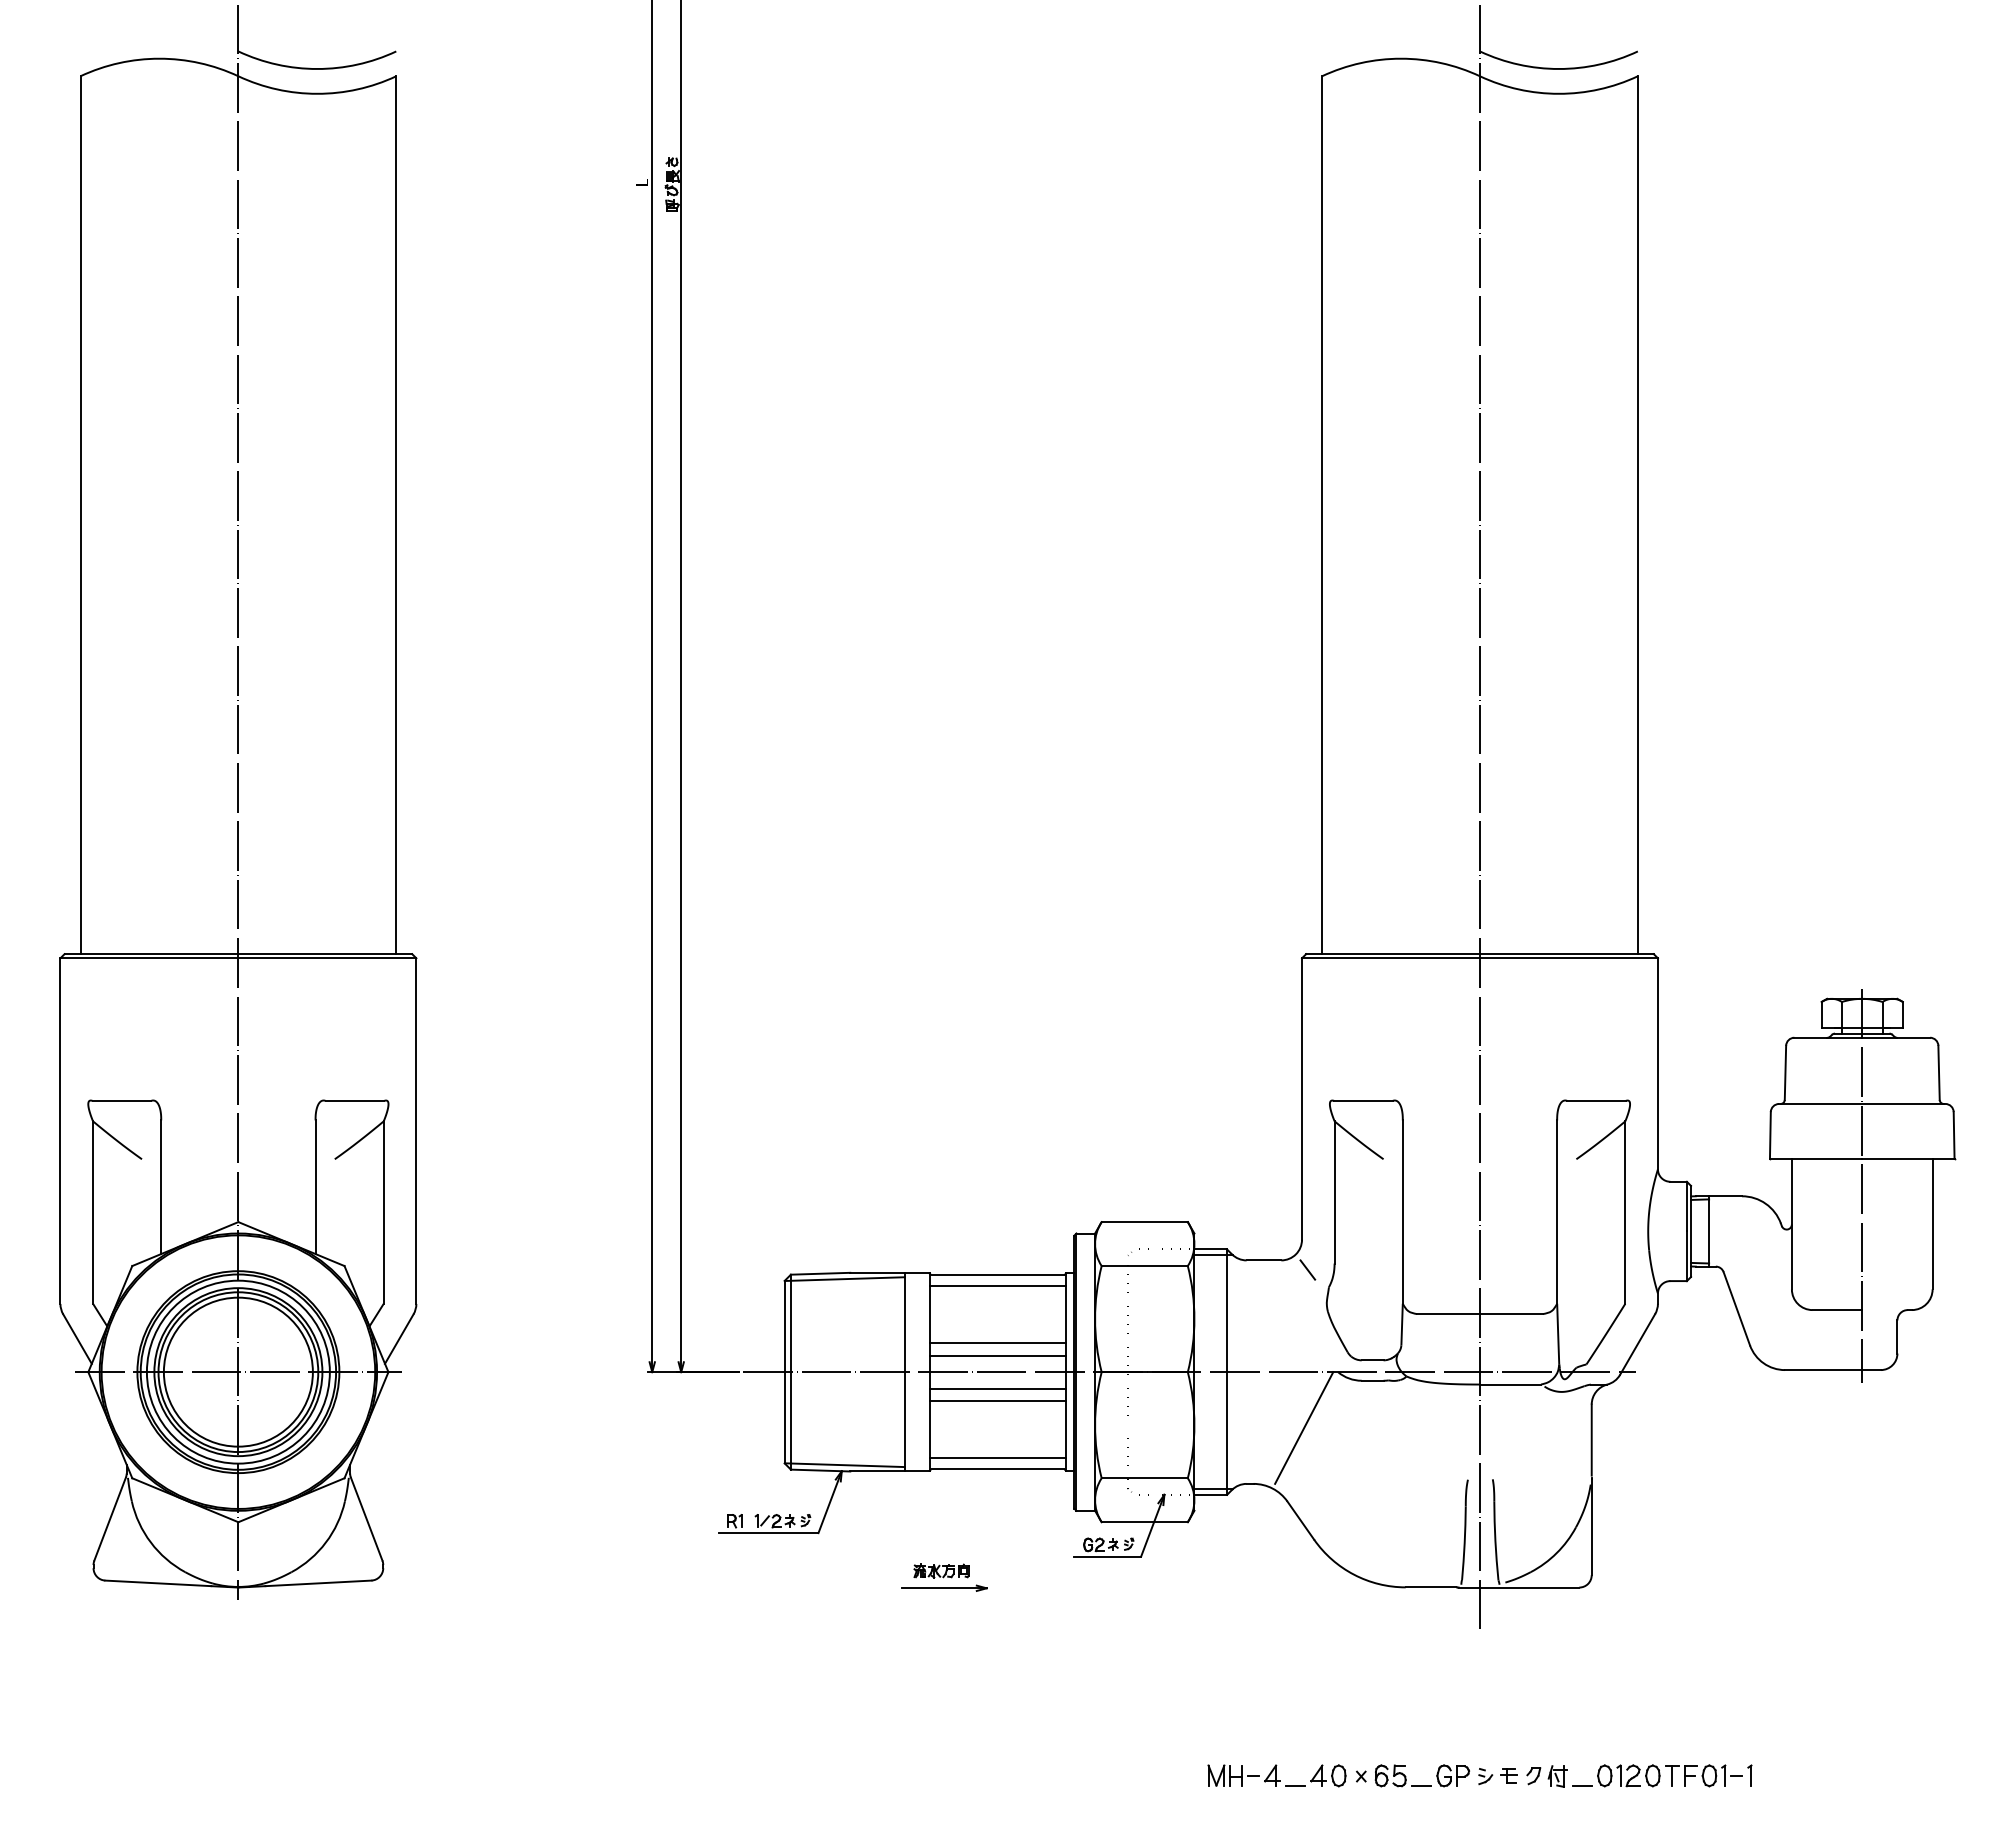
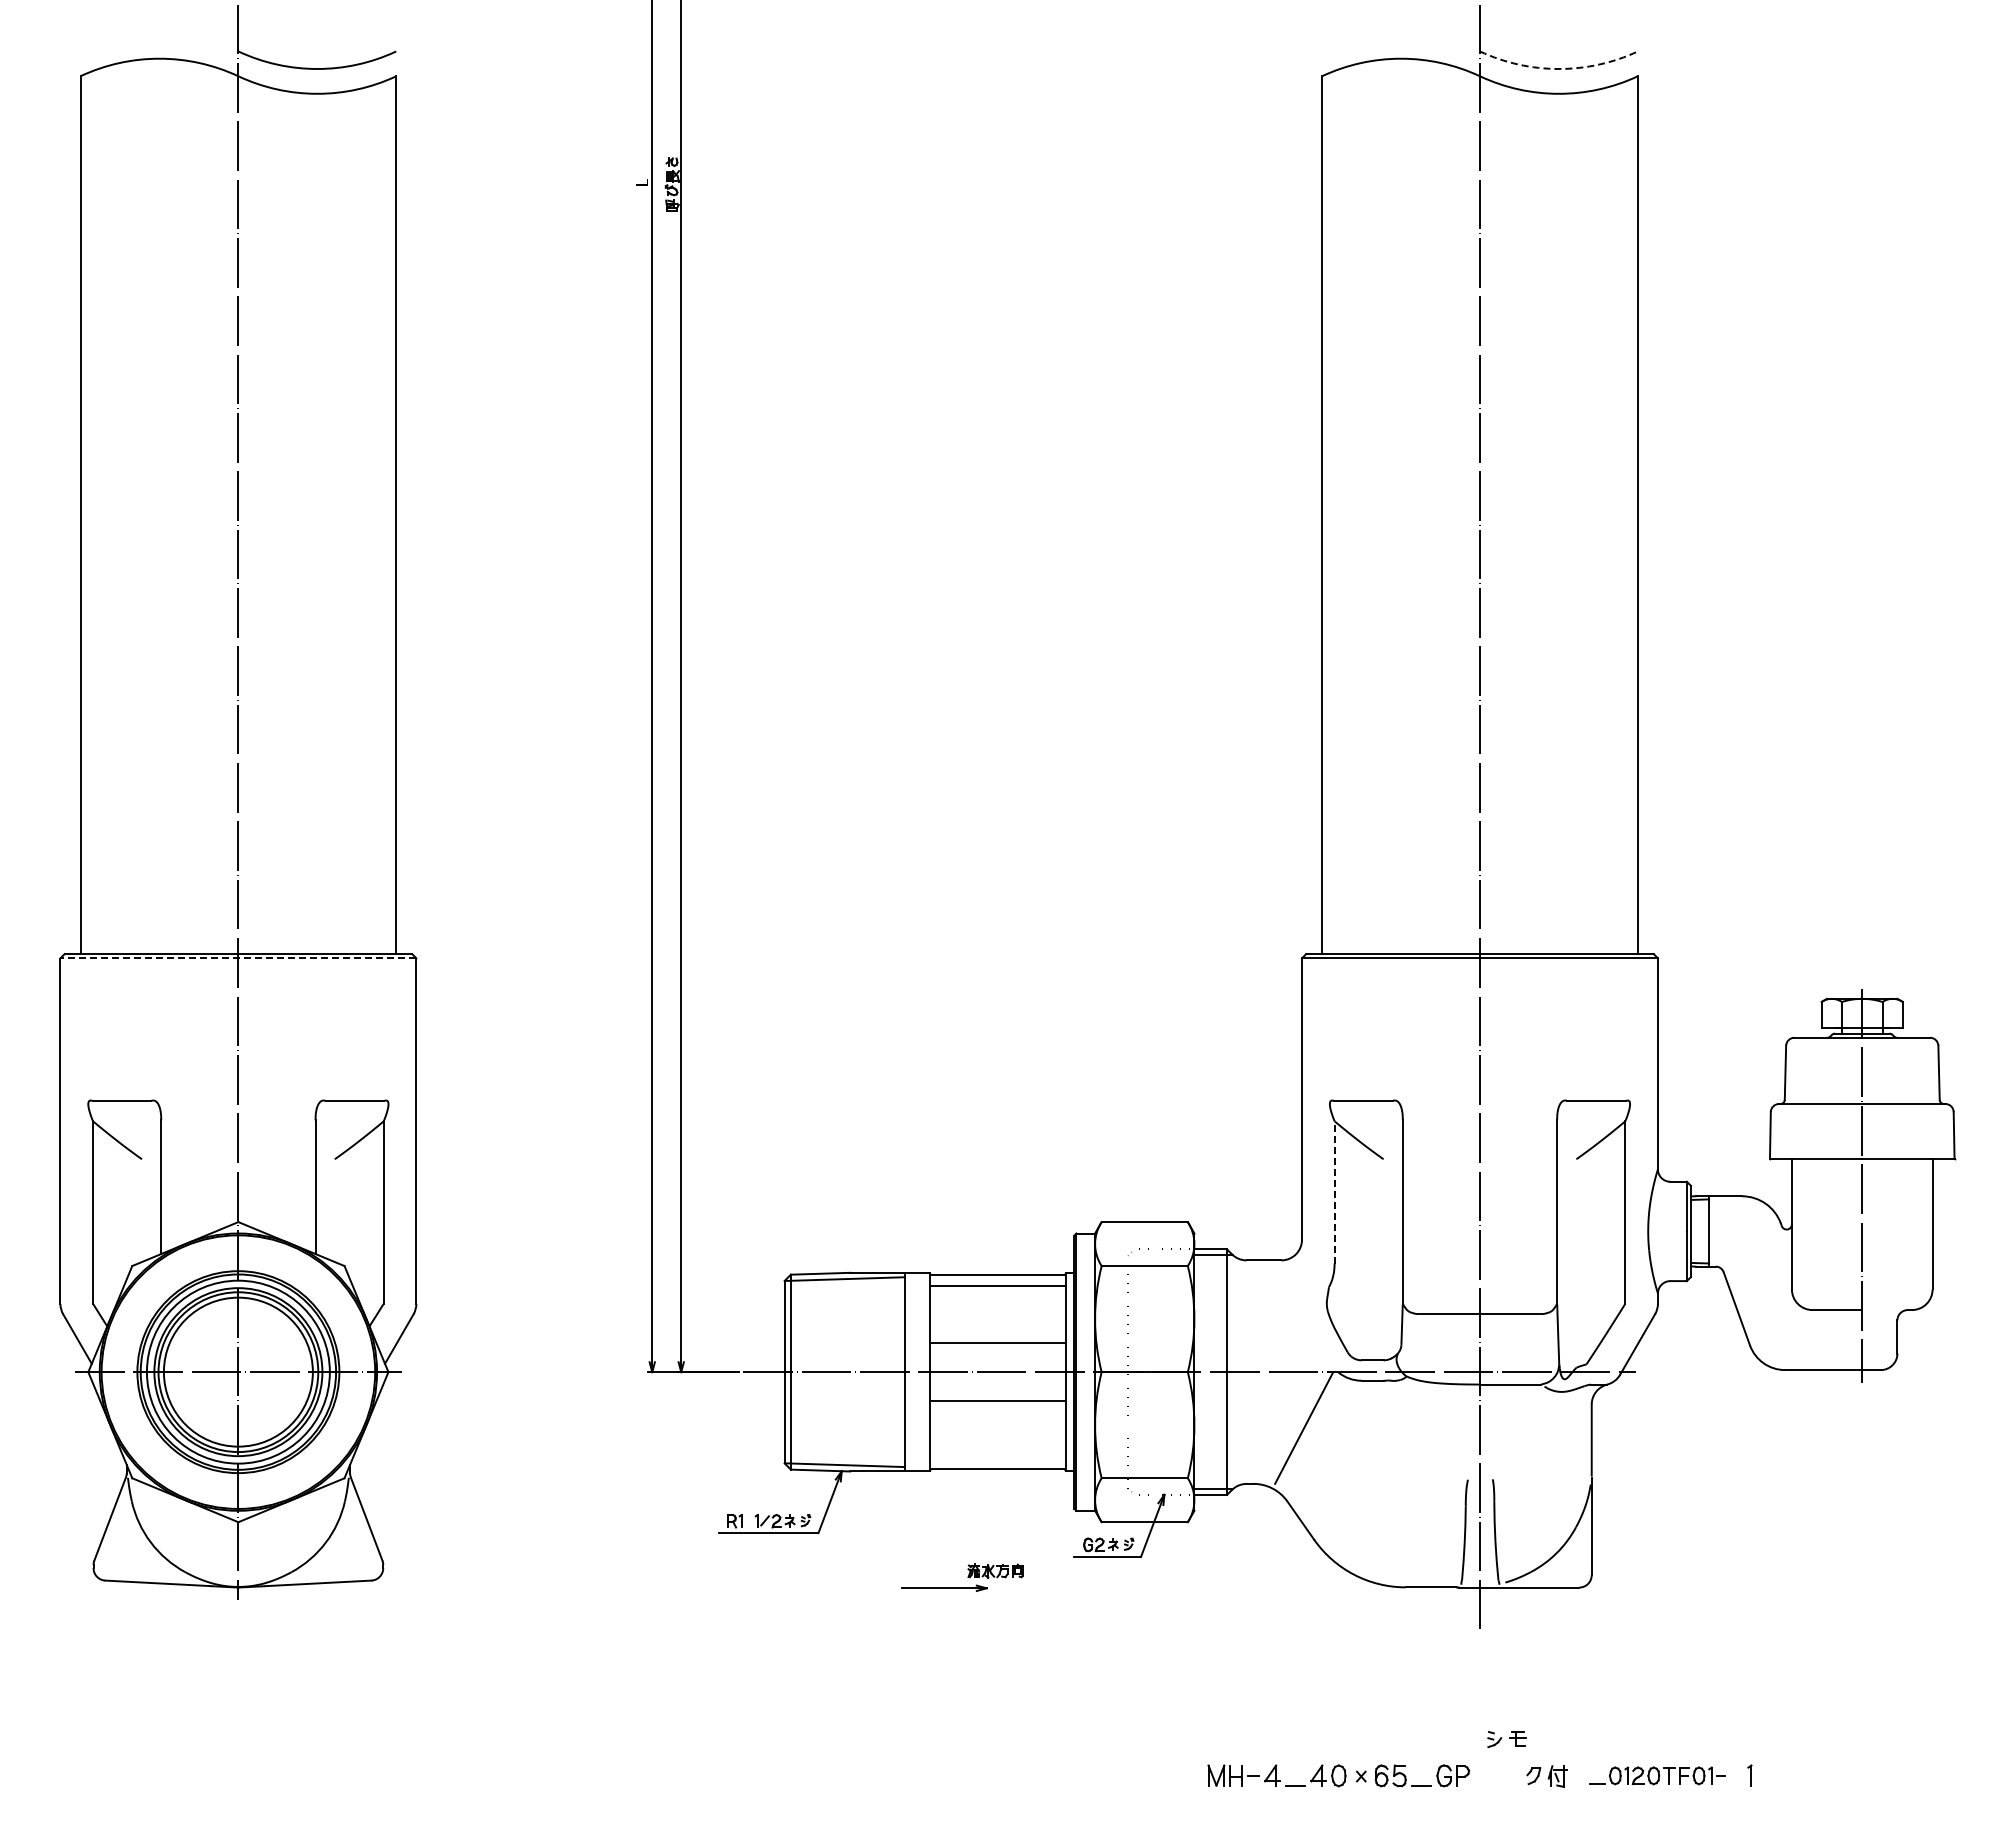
arc: solid -> dashed (1558, 69)
line: solid -> dashed (238, 958)
line: solid -> dashed (1334, 1191)
line: present -> none (1307, 1269)
line: present -> none (997, 1355)
line: present -> none (997, 1388)
line: present -> none (997, 1458)
part position: (941, 1570) -> (995, 1570) (995, 1570)
part size: 171x24 px -> 137x20 px (1657, 1775)
part position: (1497, 1776) -> (1506, 1739) (1506, 1739)
